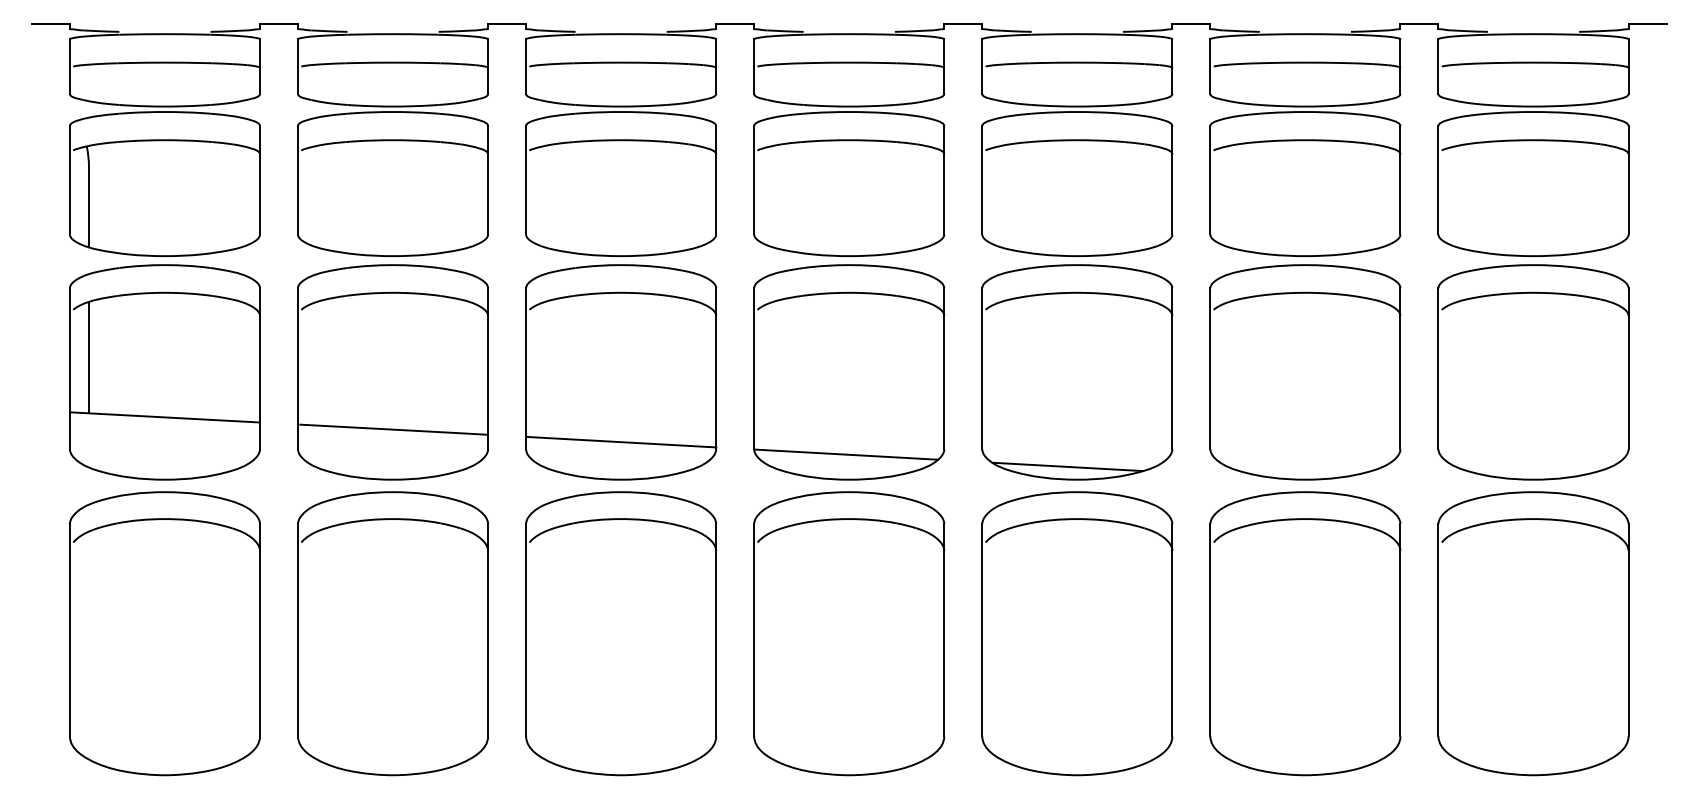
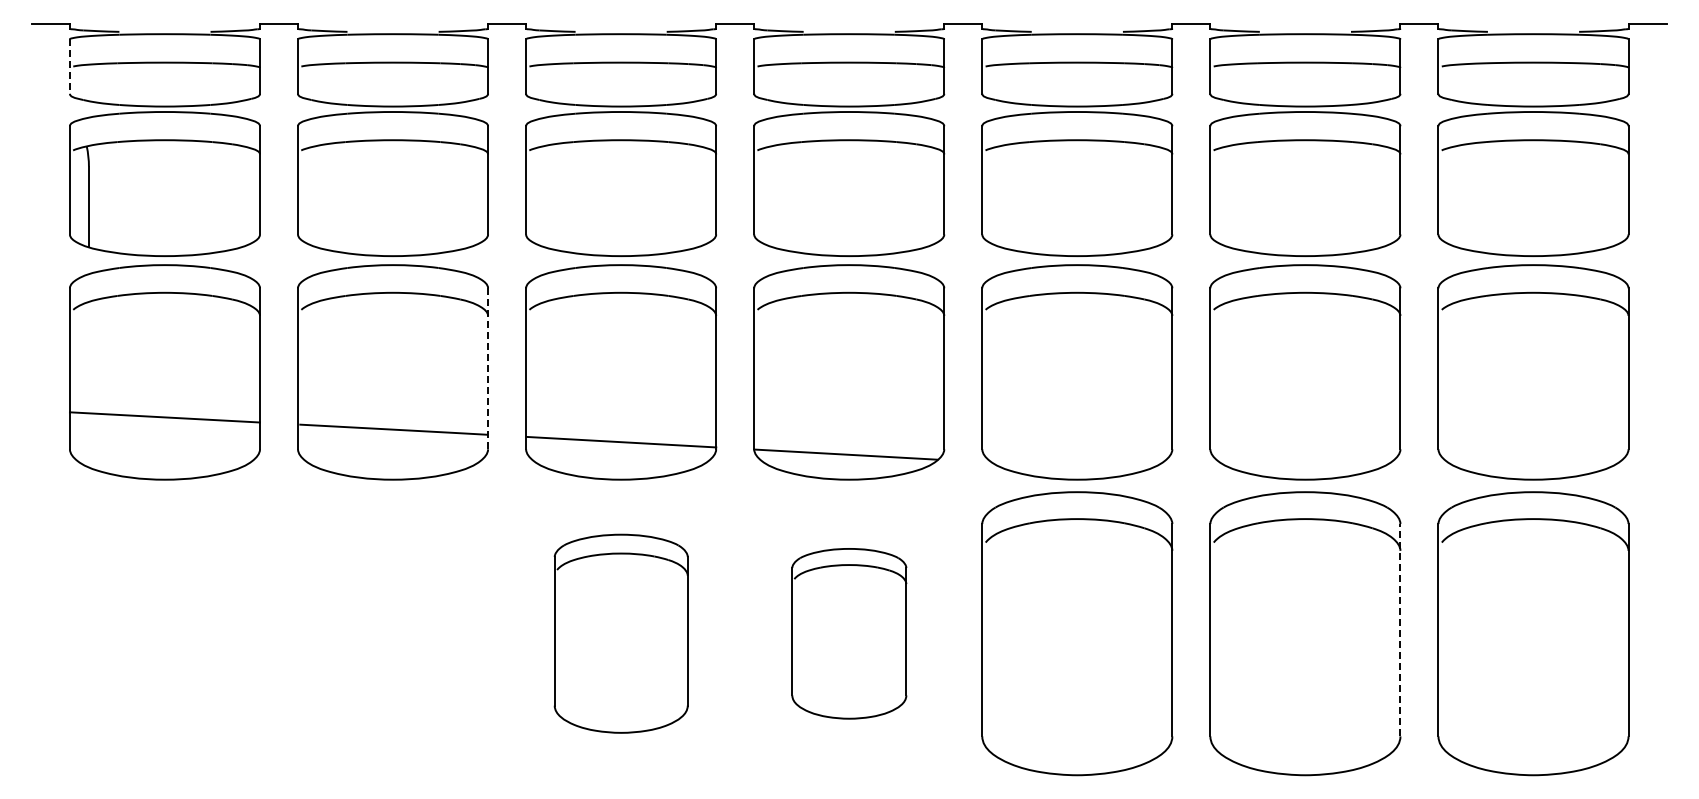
line: solid -> dashed (69, 67)
line: present -> none (88, 357)
line: solid -> dashed (488, 368)
line: present -> none (1068, 466)
line: solid -> dashed (1400, 629)
part: present -> none (164, 633)
part: present -> none (392, 633)
part size: 193x286 px -> 136x201 px (620, 633)
part size: 193x286 px -> 117x172 px (849, 633)
